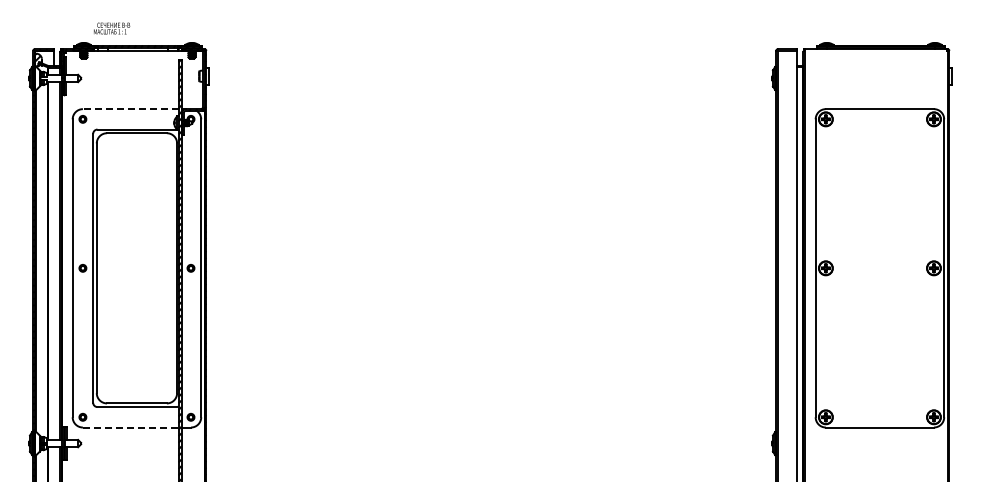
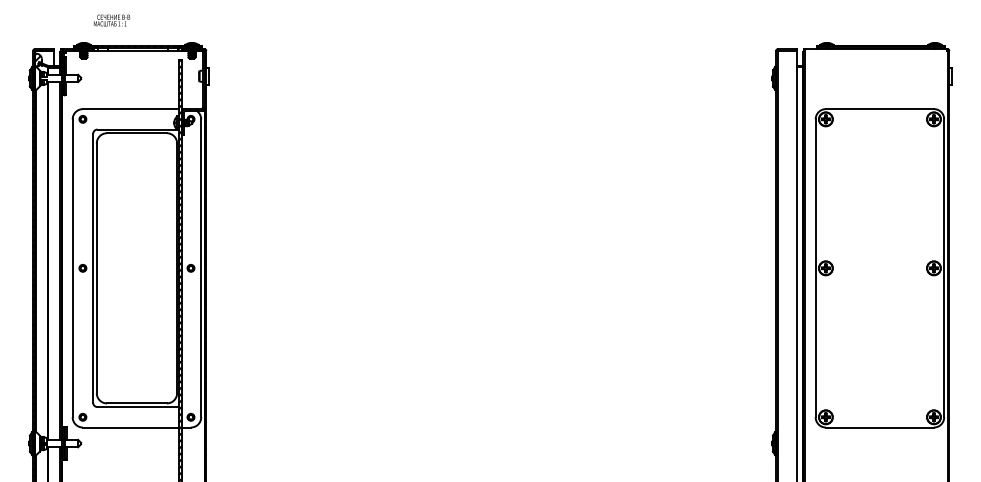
text position: (112, 28) -> (112, 20) (112, 20)
line: dashed -> solid (130, 109)
line: dashed -> solid (130, 427)
